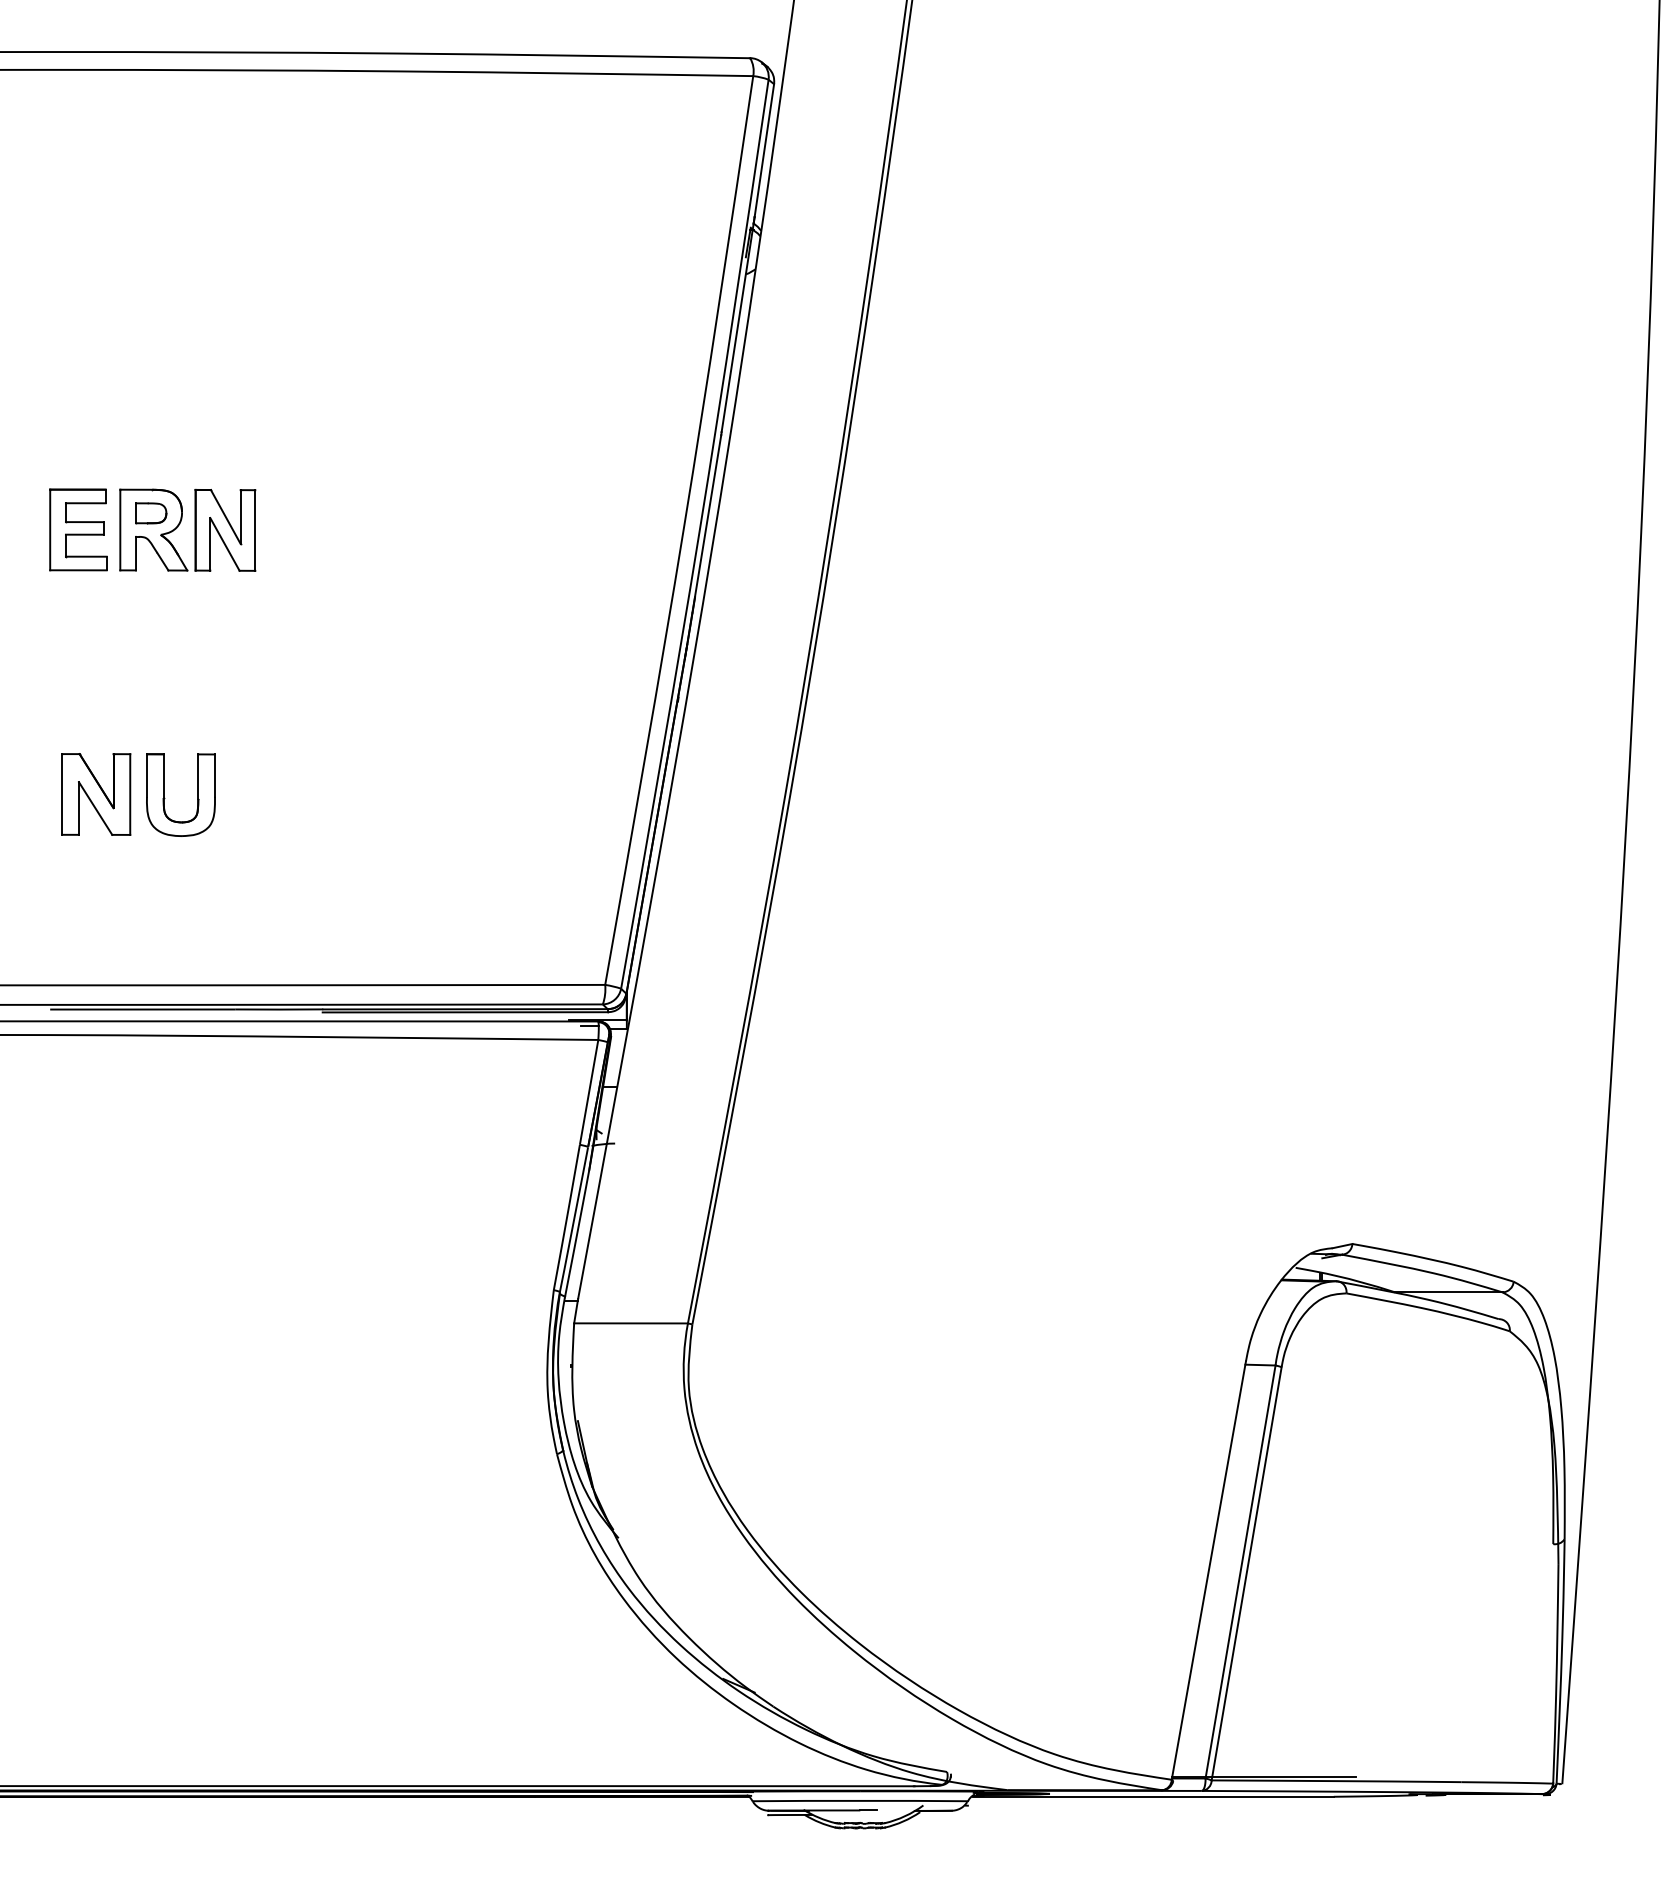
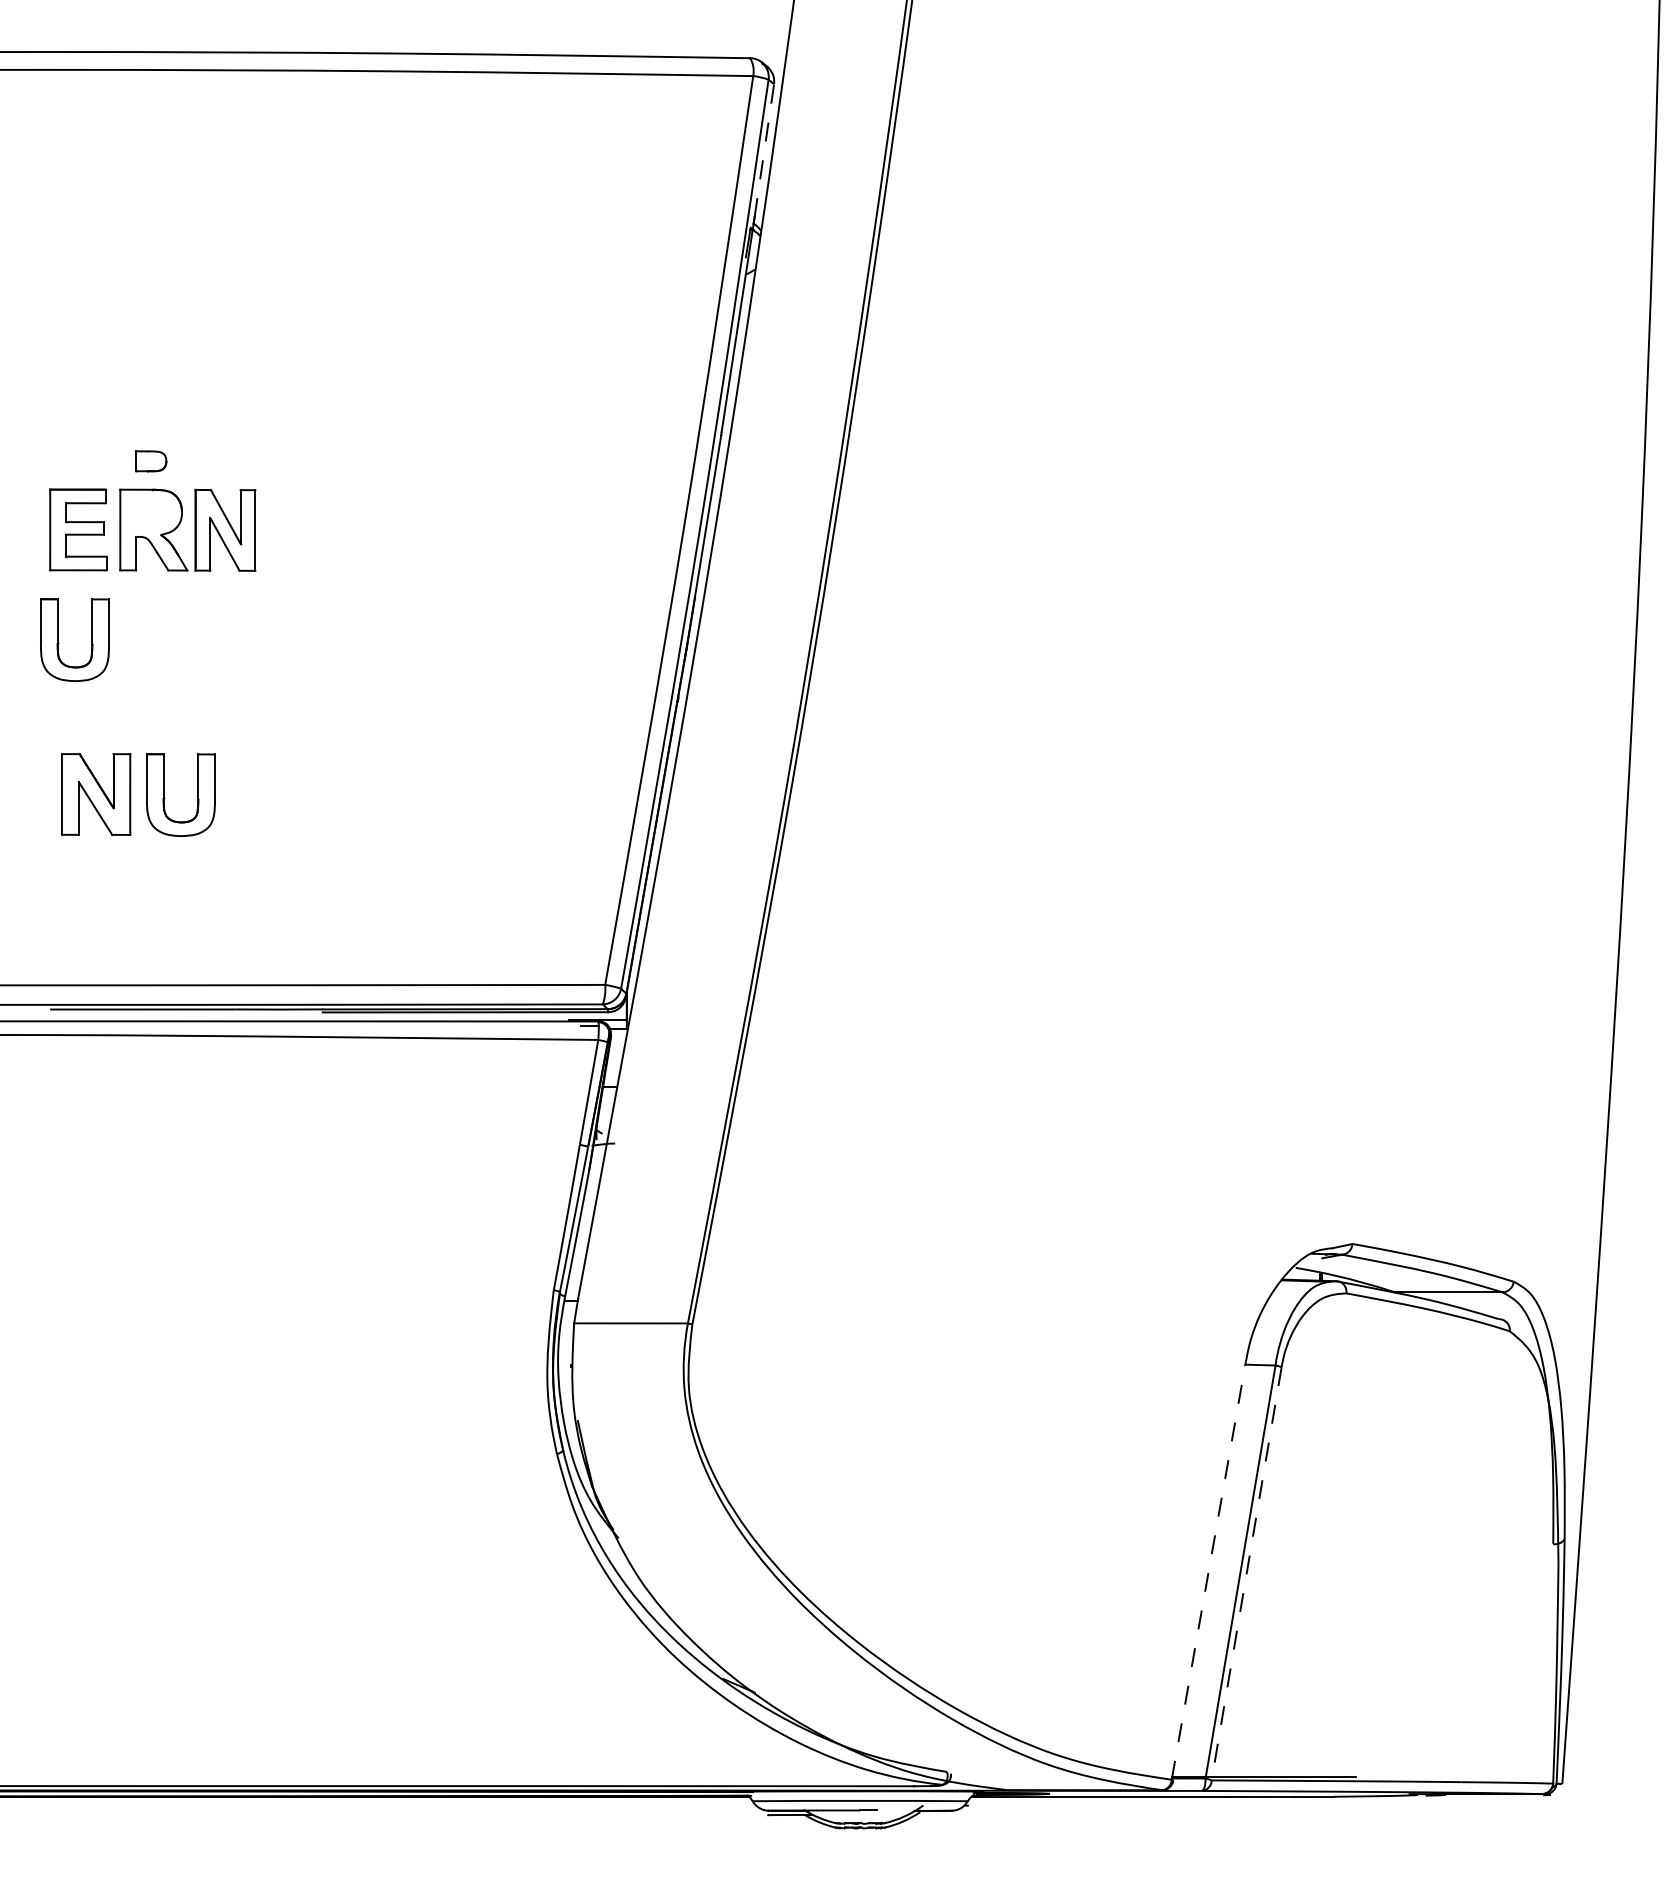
line: solid -> dashed (764, 150)
part position: (151, 513) -> (151, 461) (151, 461)
part: none -> present (59, 643)
line: solid -> dashed (1208, 1570)
line: solid -> dashed (1246, 1573)
